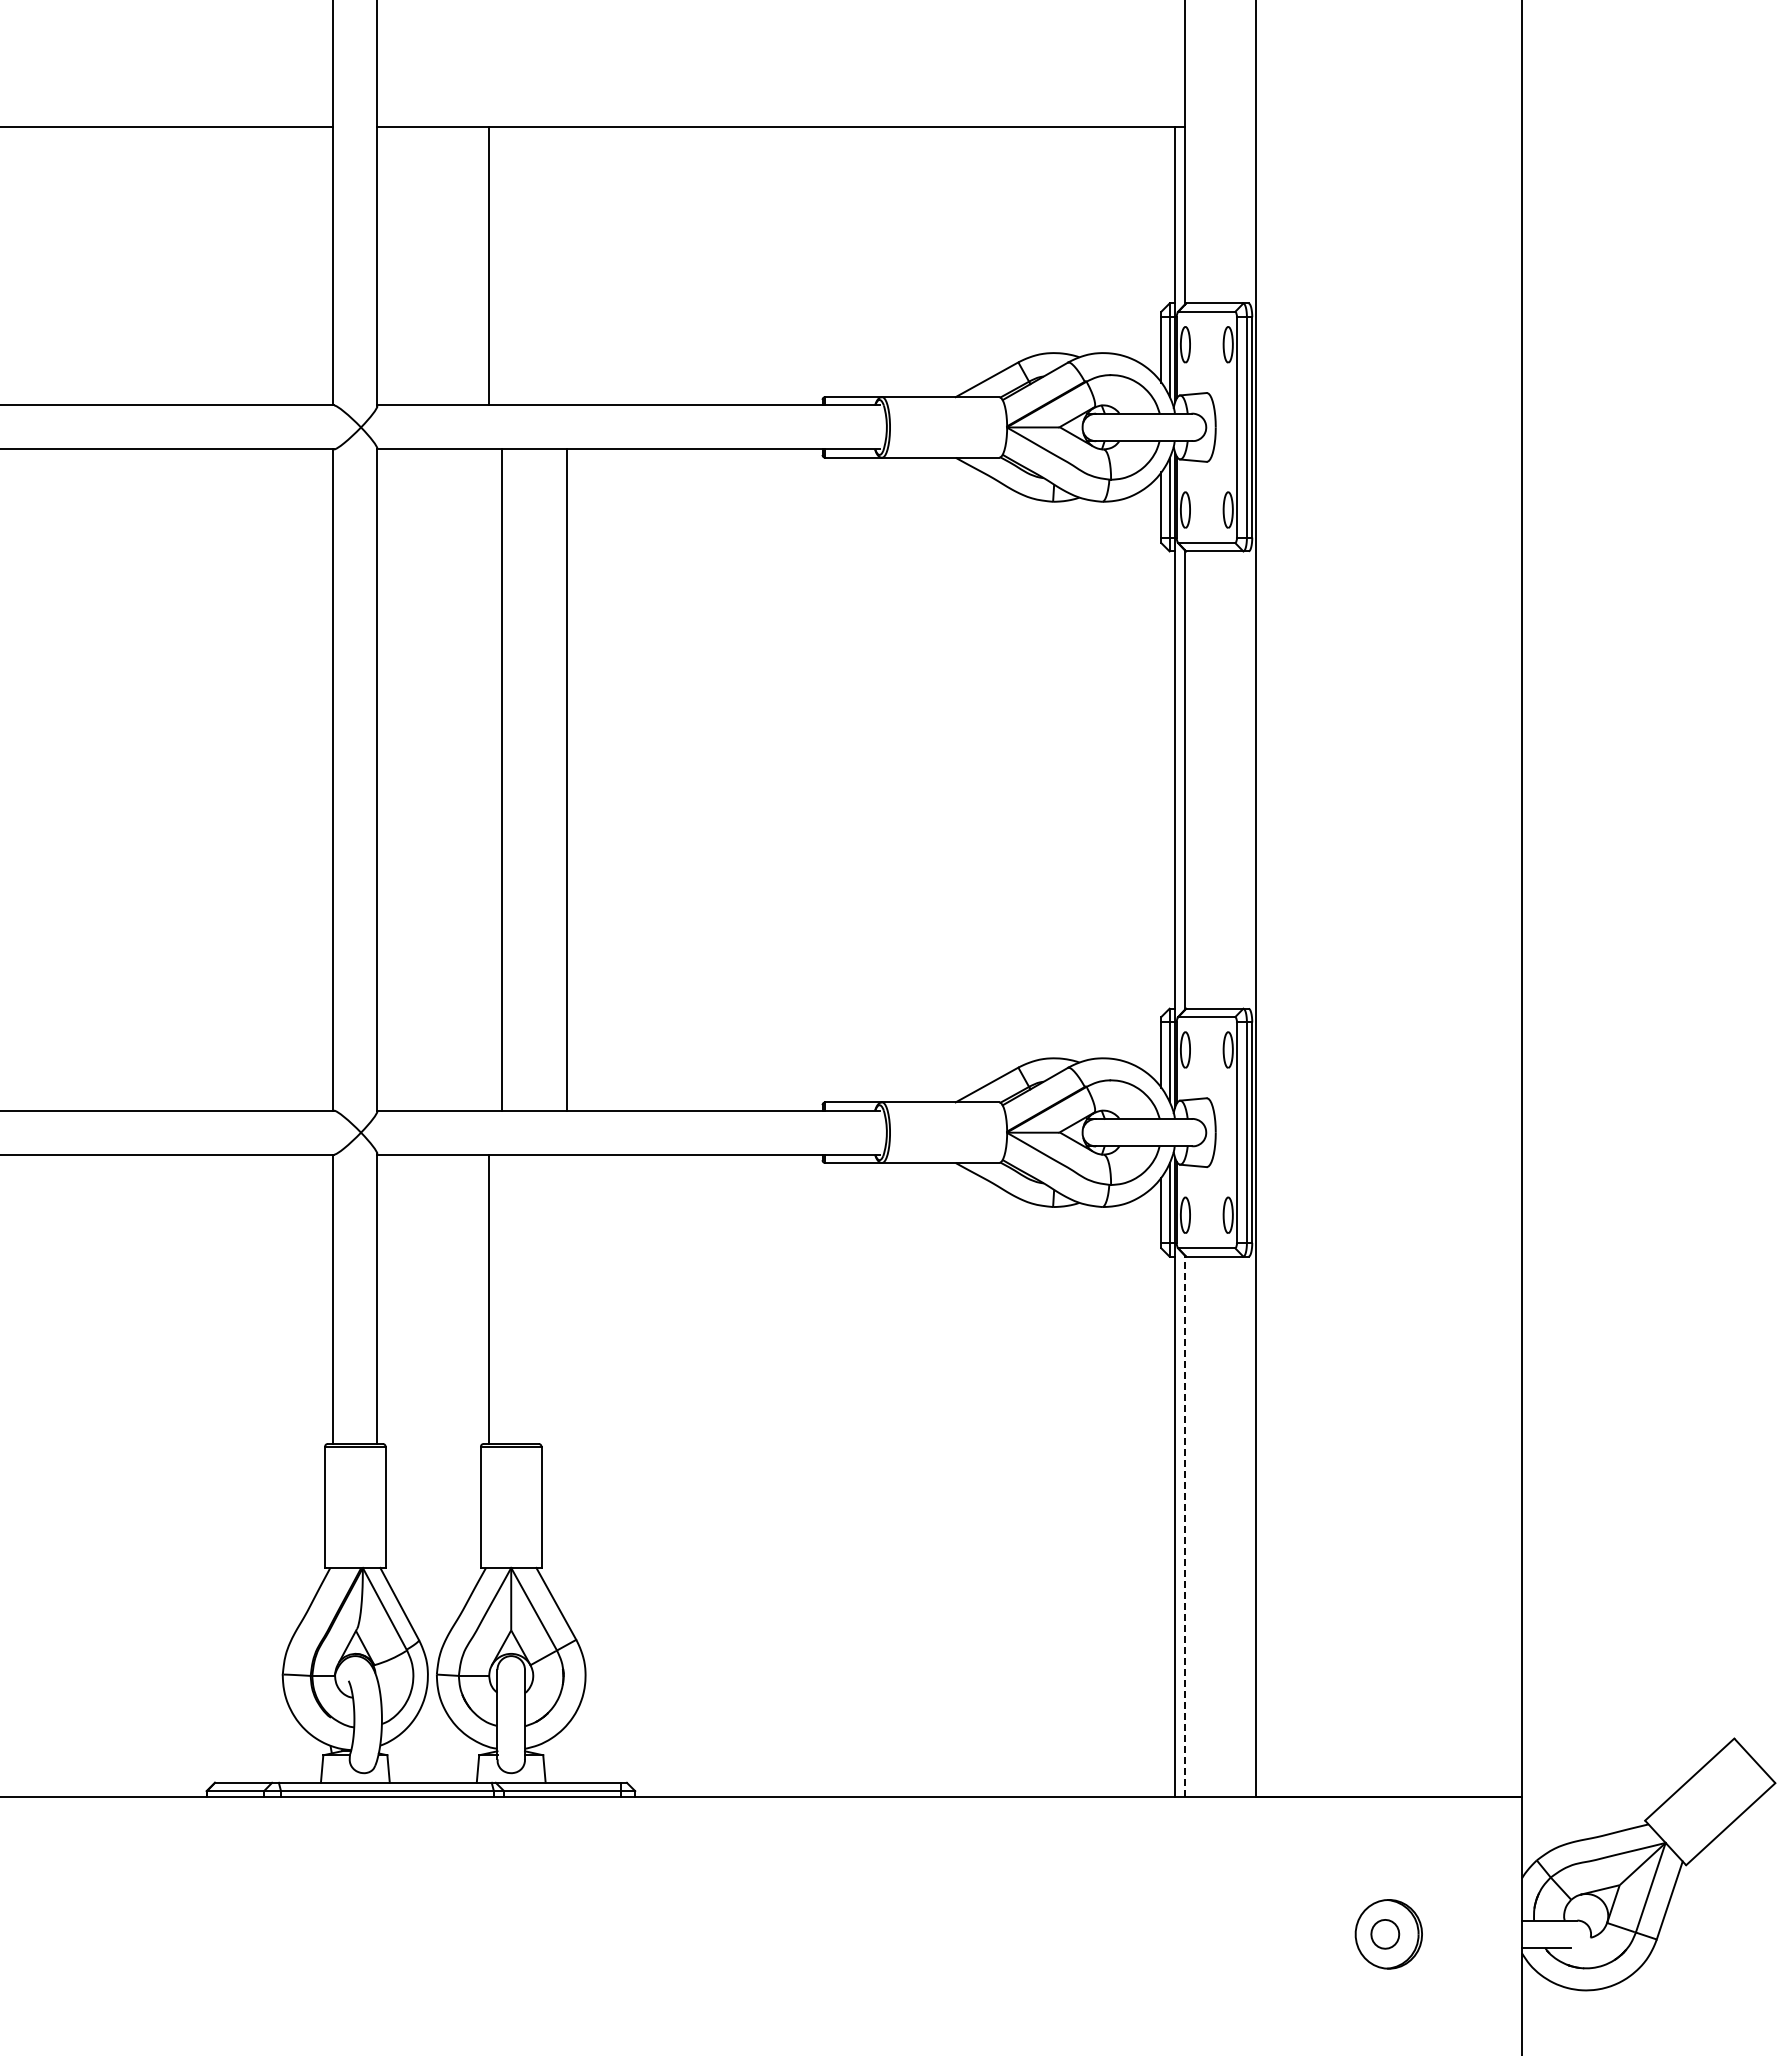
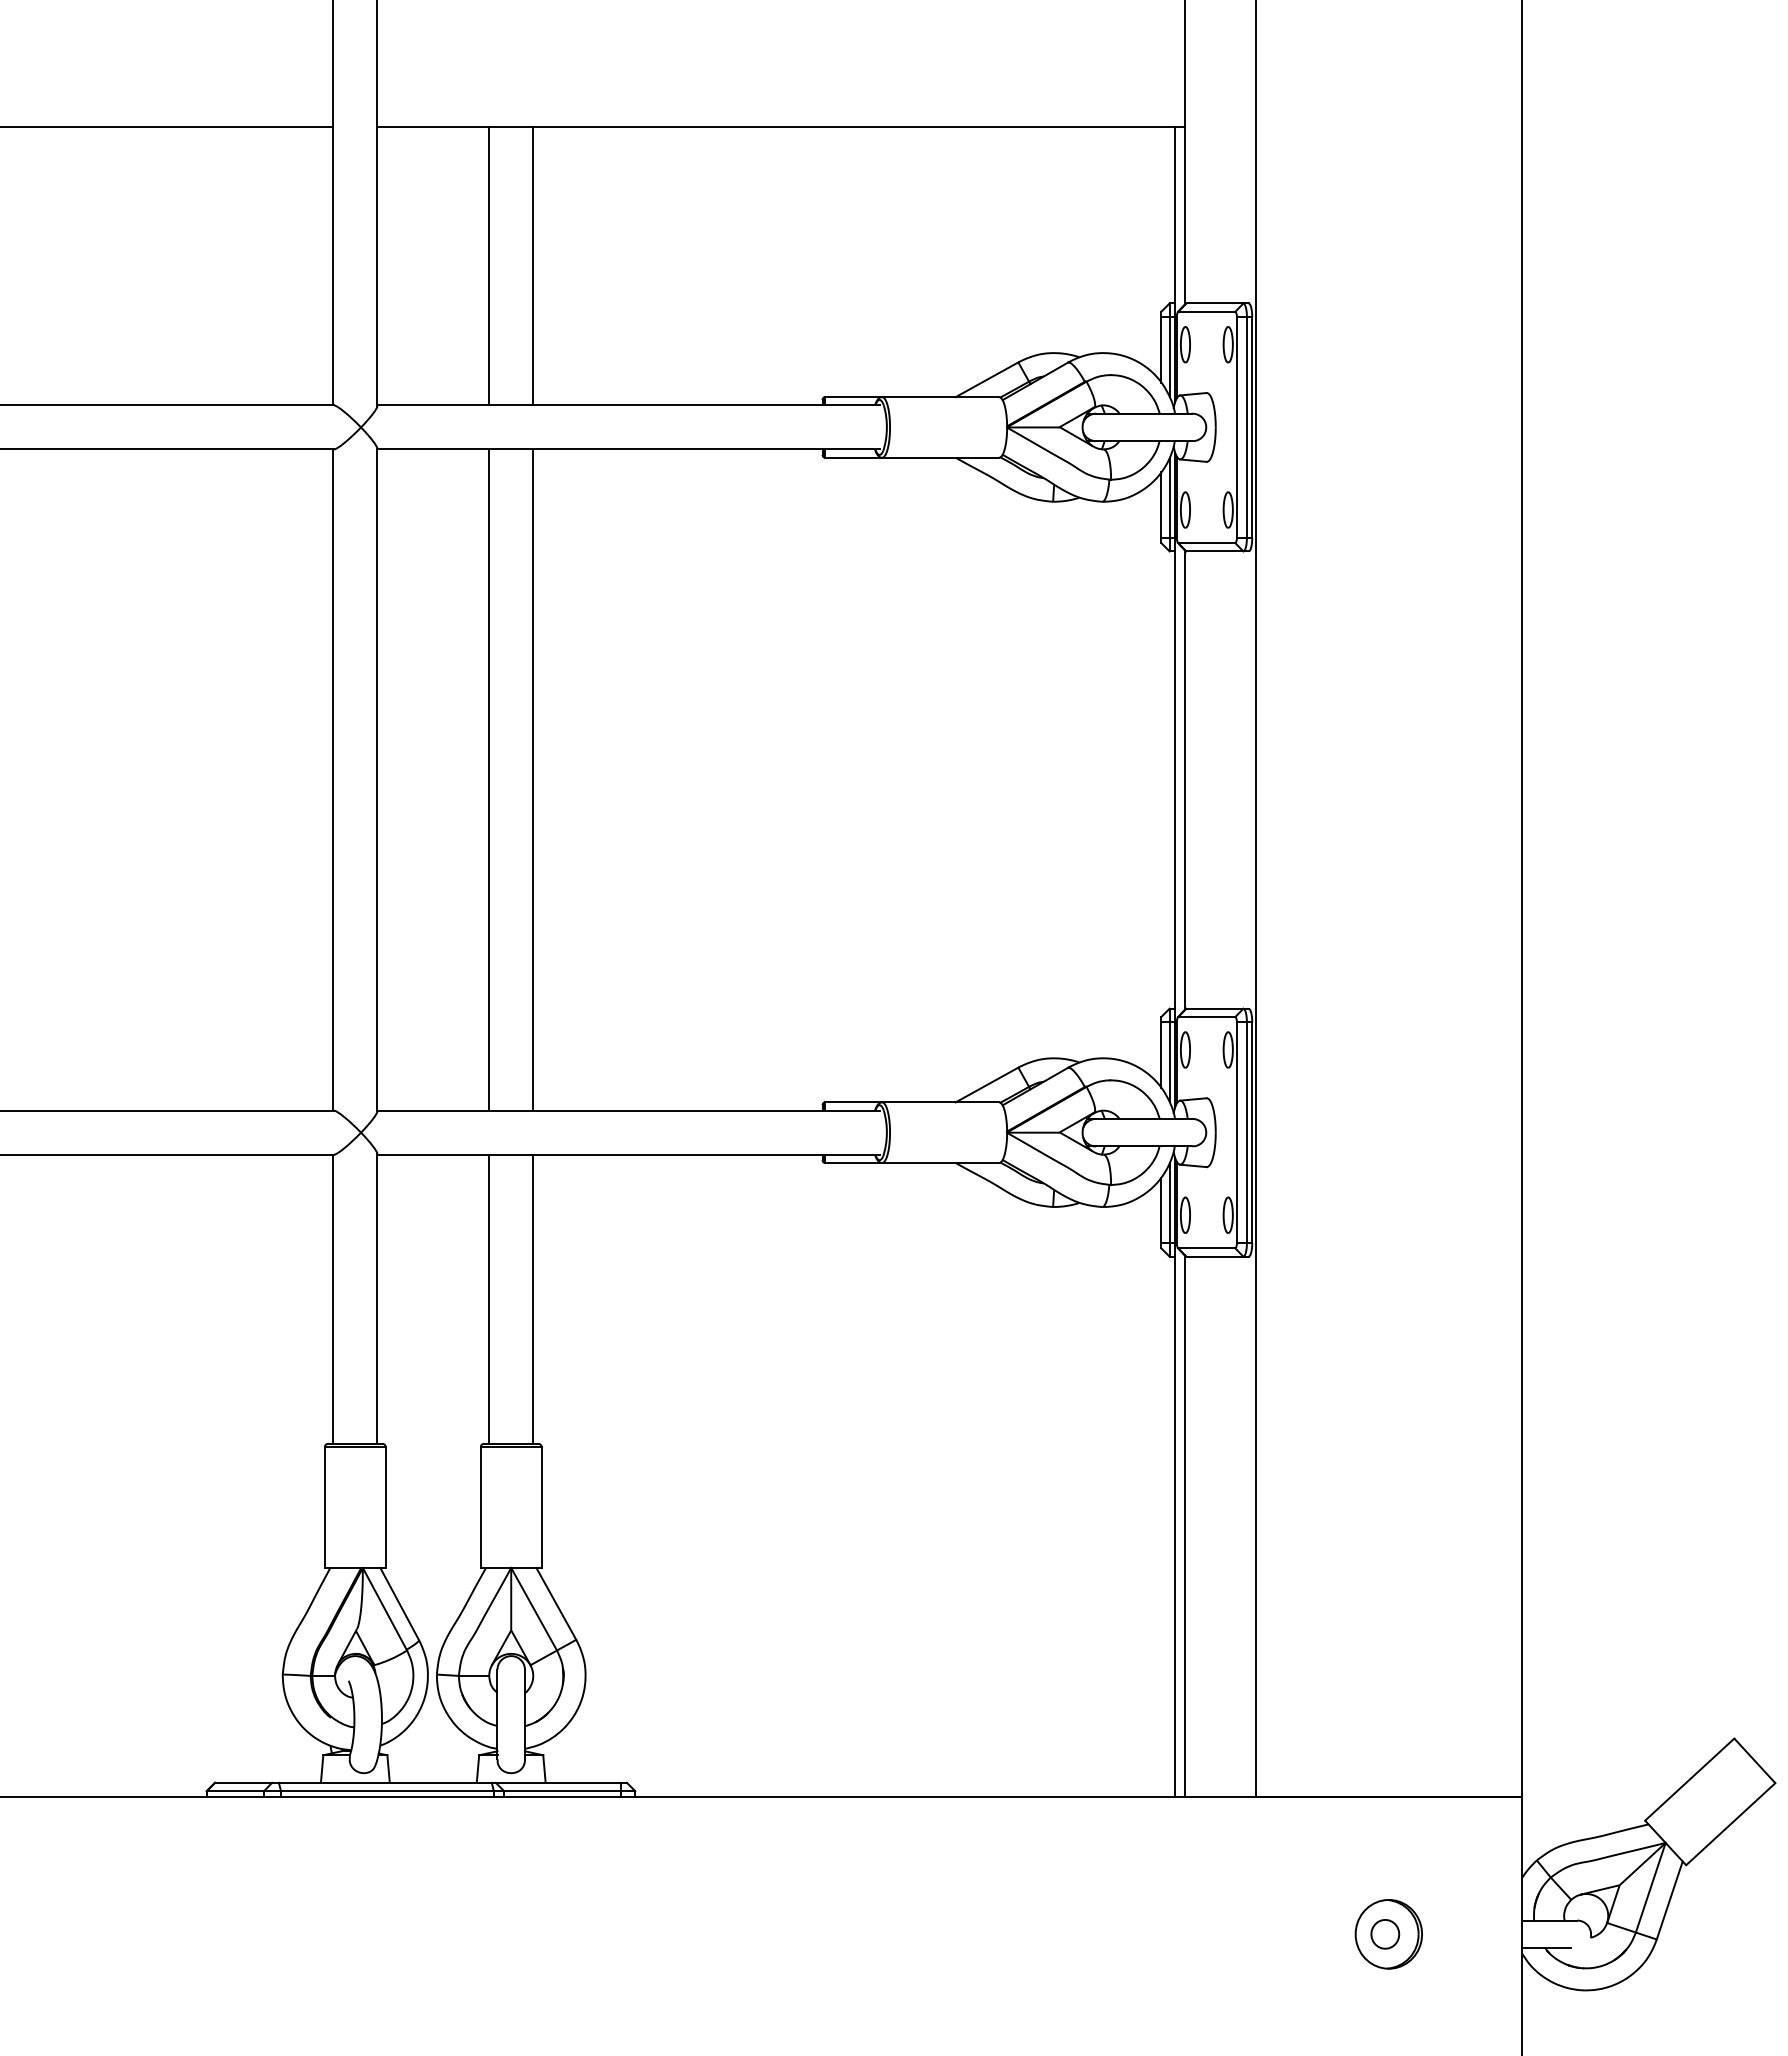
line: none -> present (533, 266)
line position: (502, 779) -> (489, 779) (489, 779)
line position: (567, 779) -> (533, 779) (533, 779)
line: none -> present (533, 1298)
line: dashed -> solid (1184, 1525)
